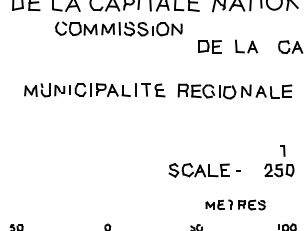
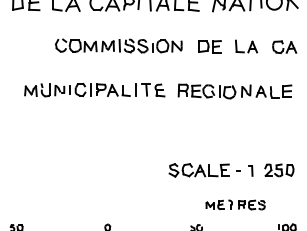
part position: (118, 28) -> (118, 45) (118, 45)
part position: (290, 46) -> (284, 46) (284, 46)
part position: (282, 150) -> (250, 170) (250, 170)
